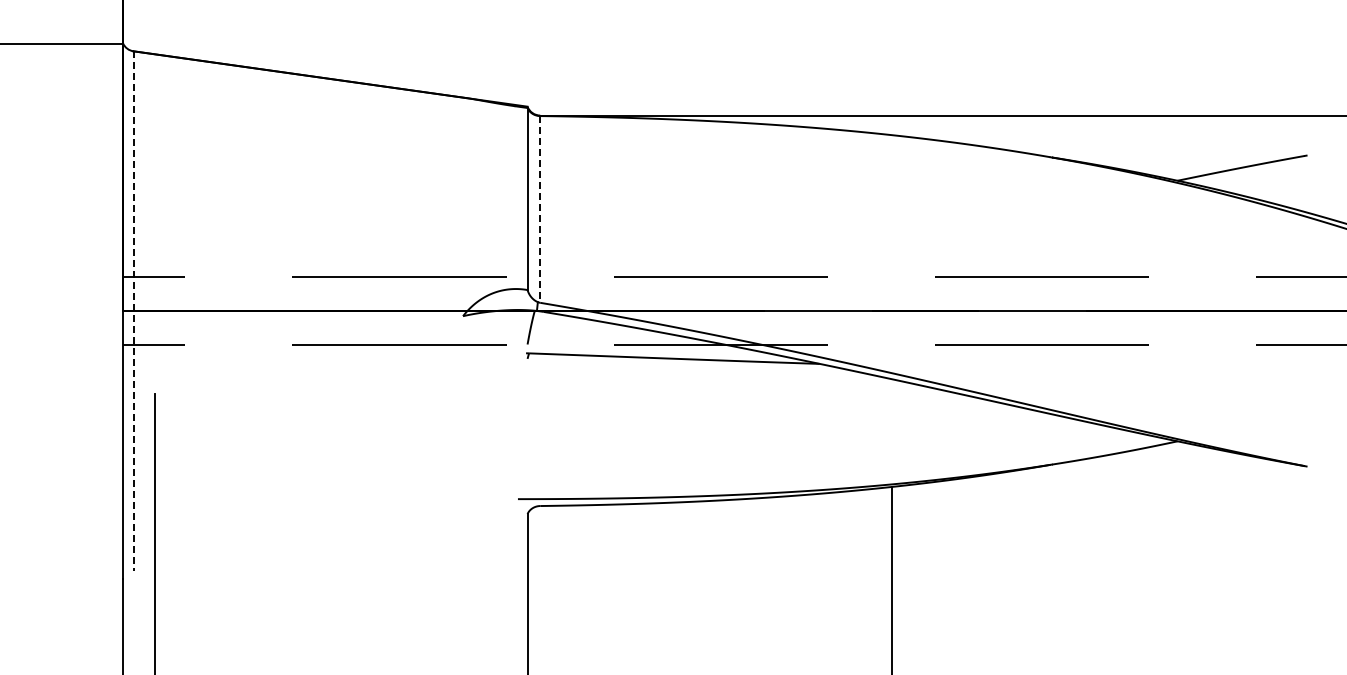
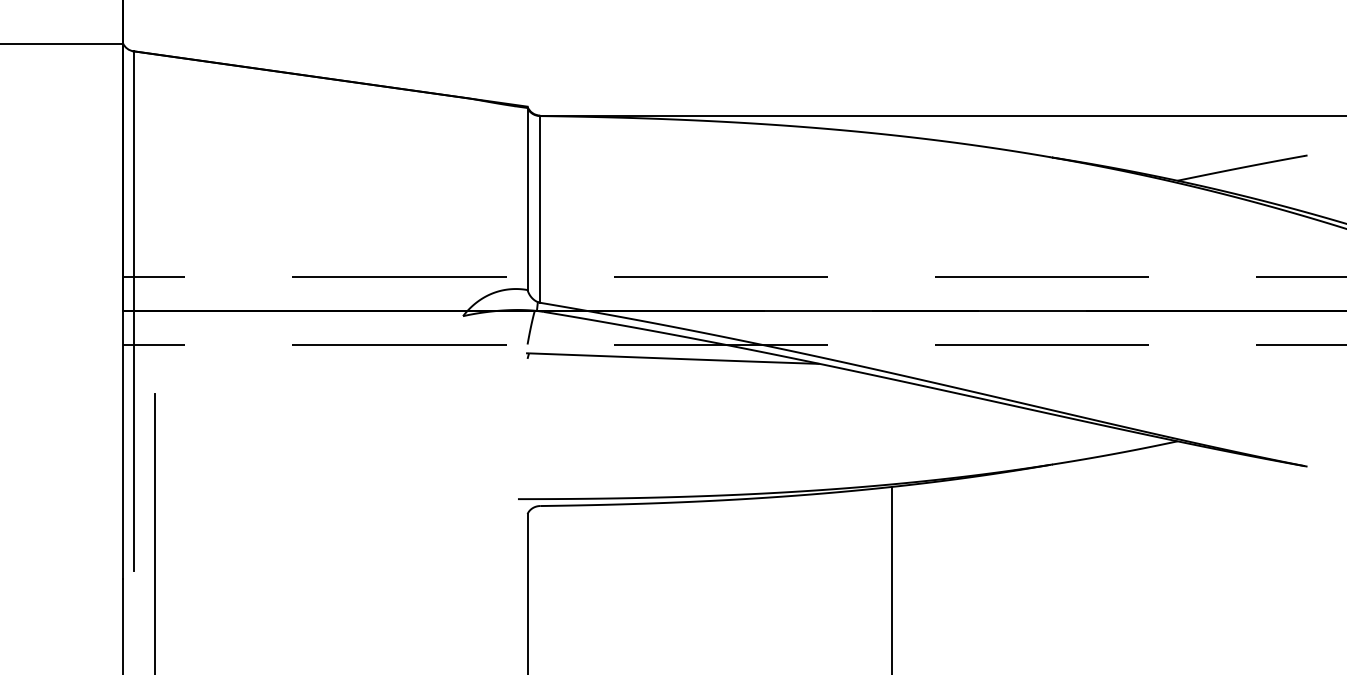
line: dashed -> solid (540, 209)
line: dashed -> solid (133, 311)
